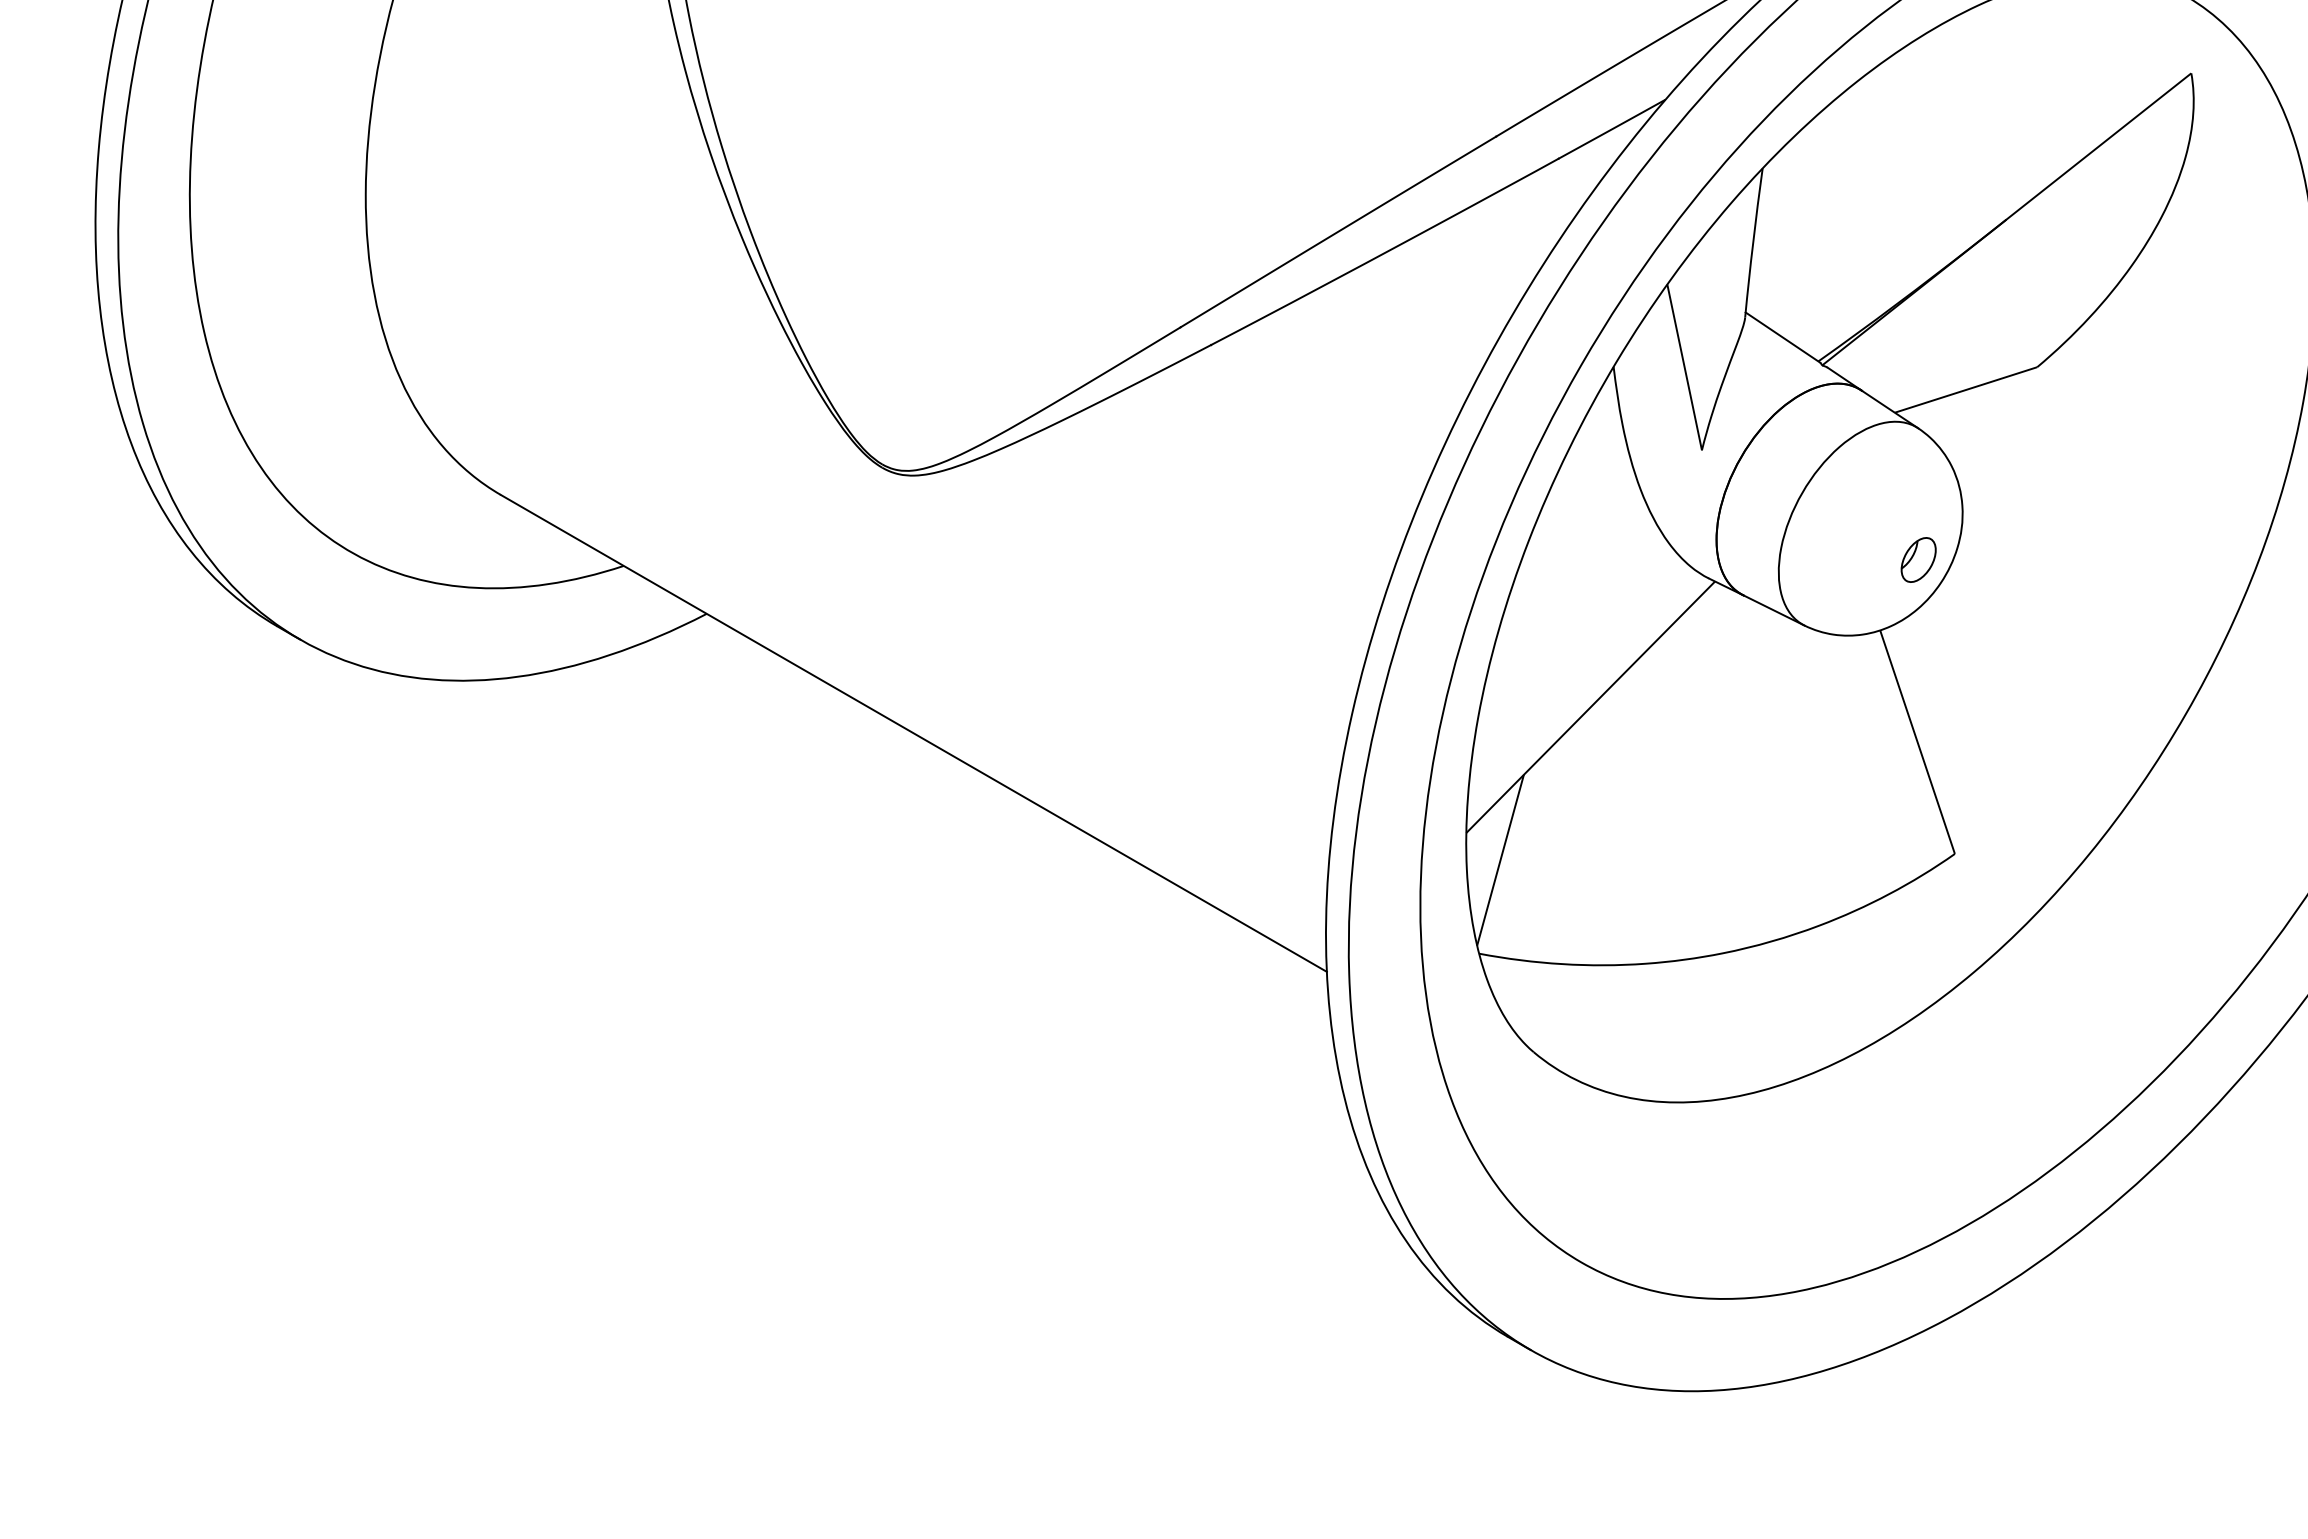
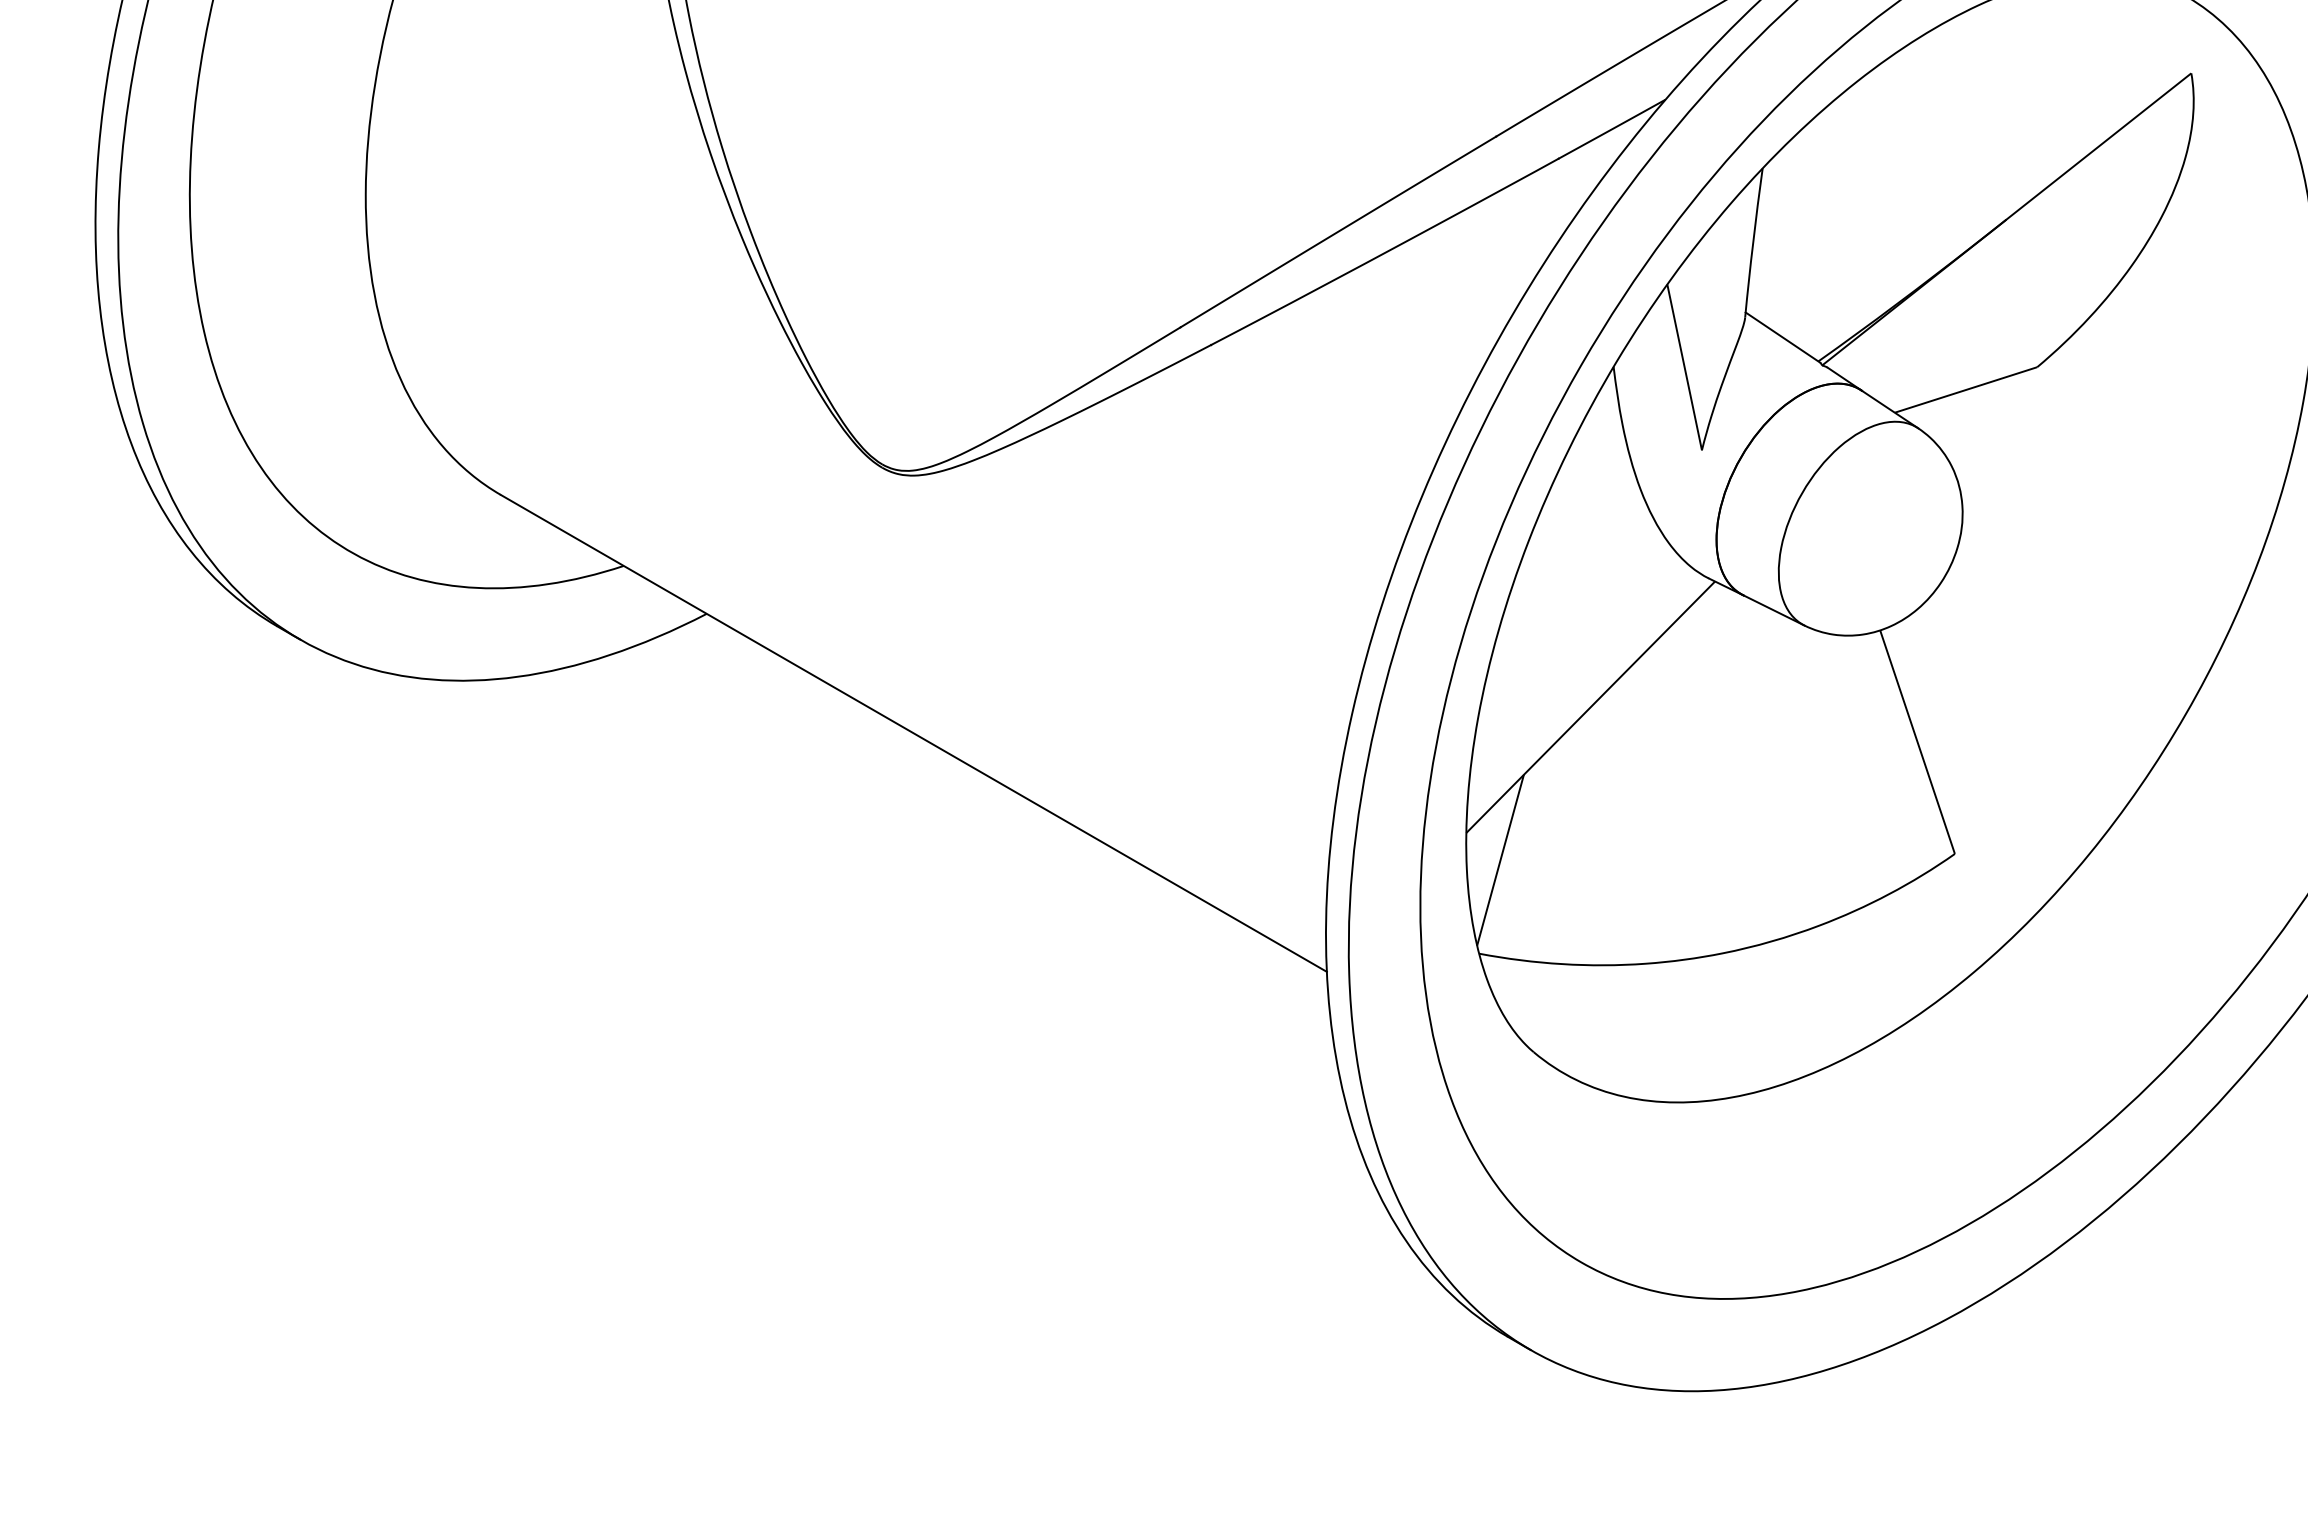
part: present -> none (1918, 559)
